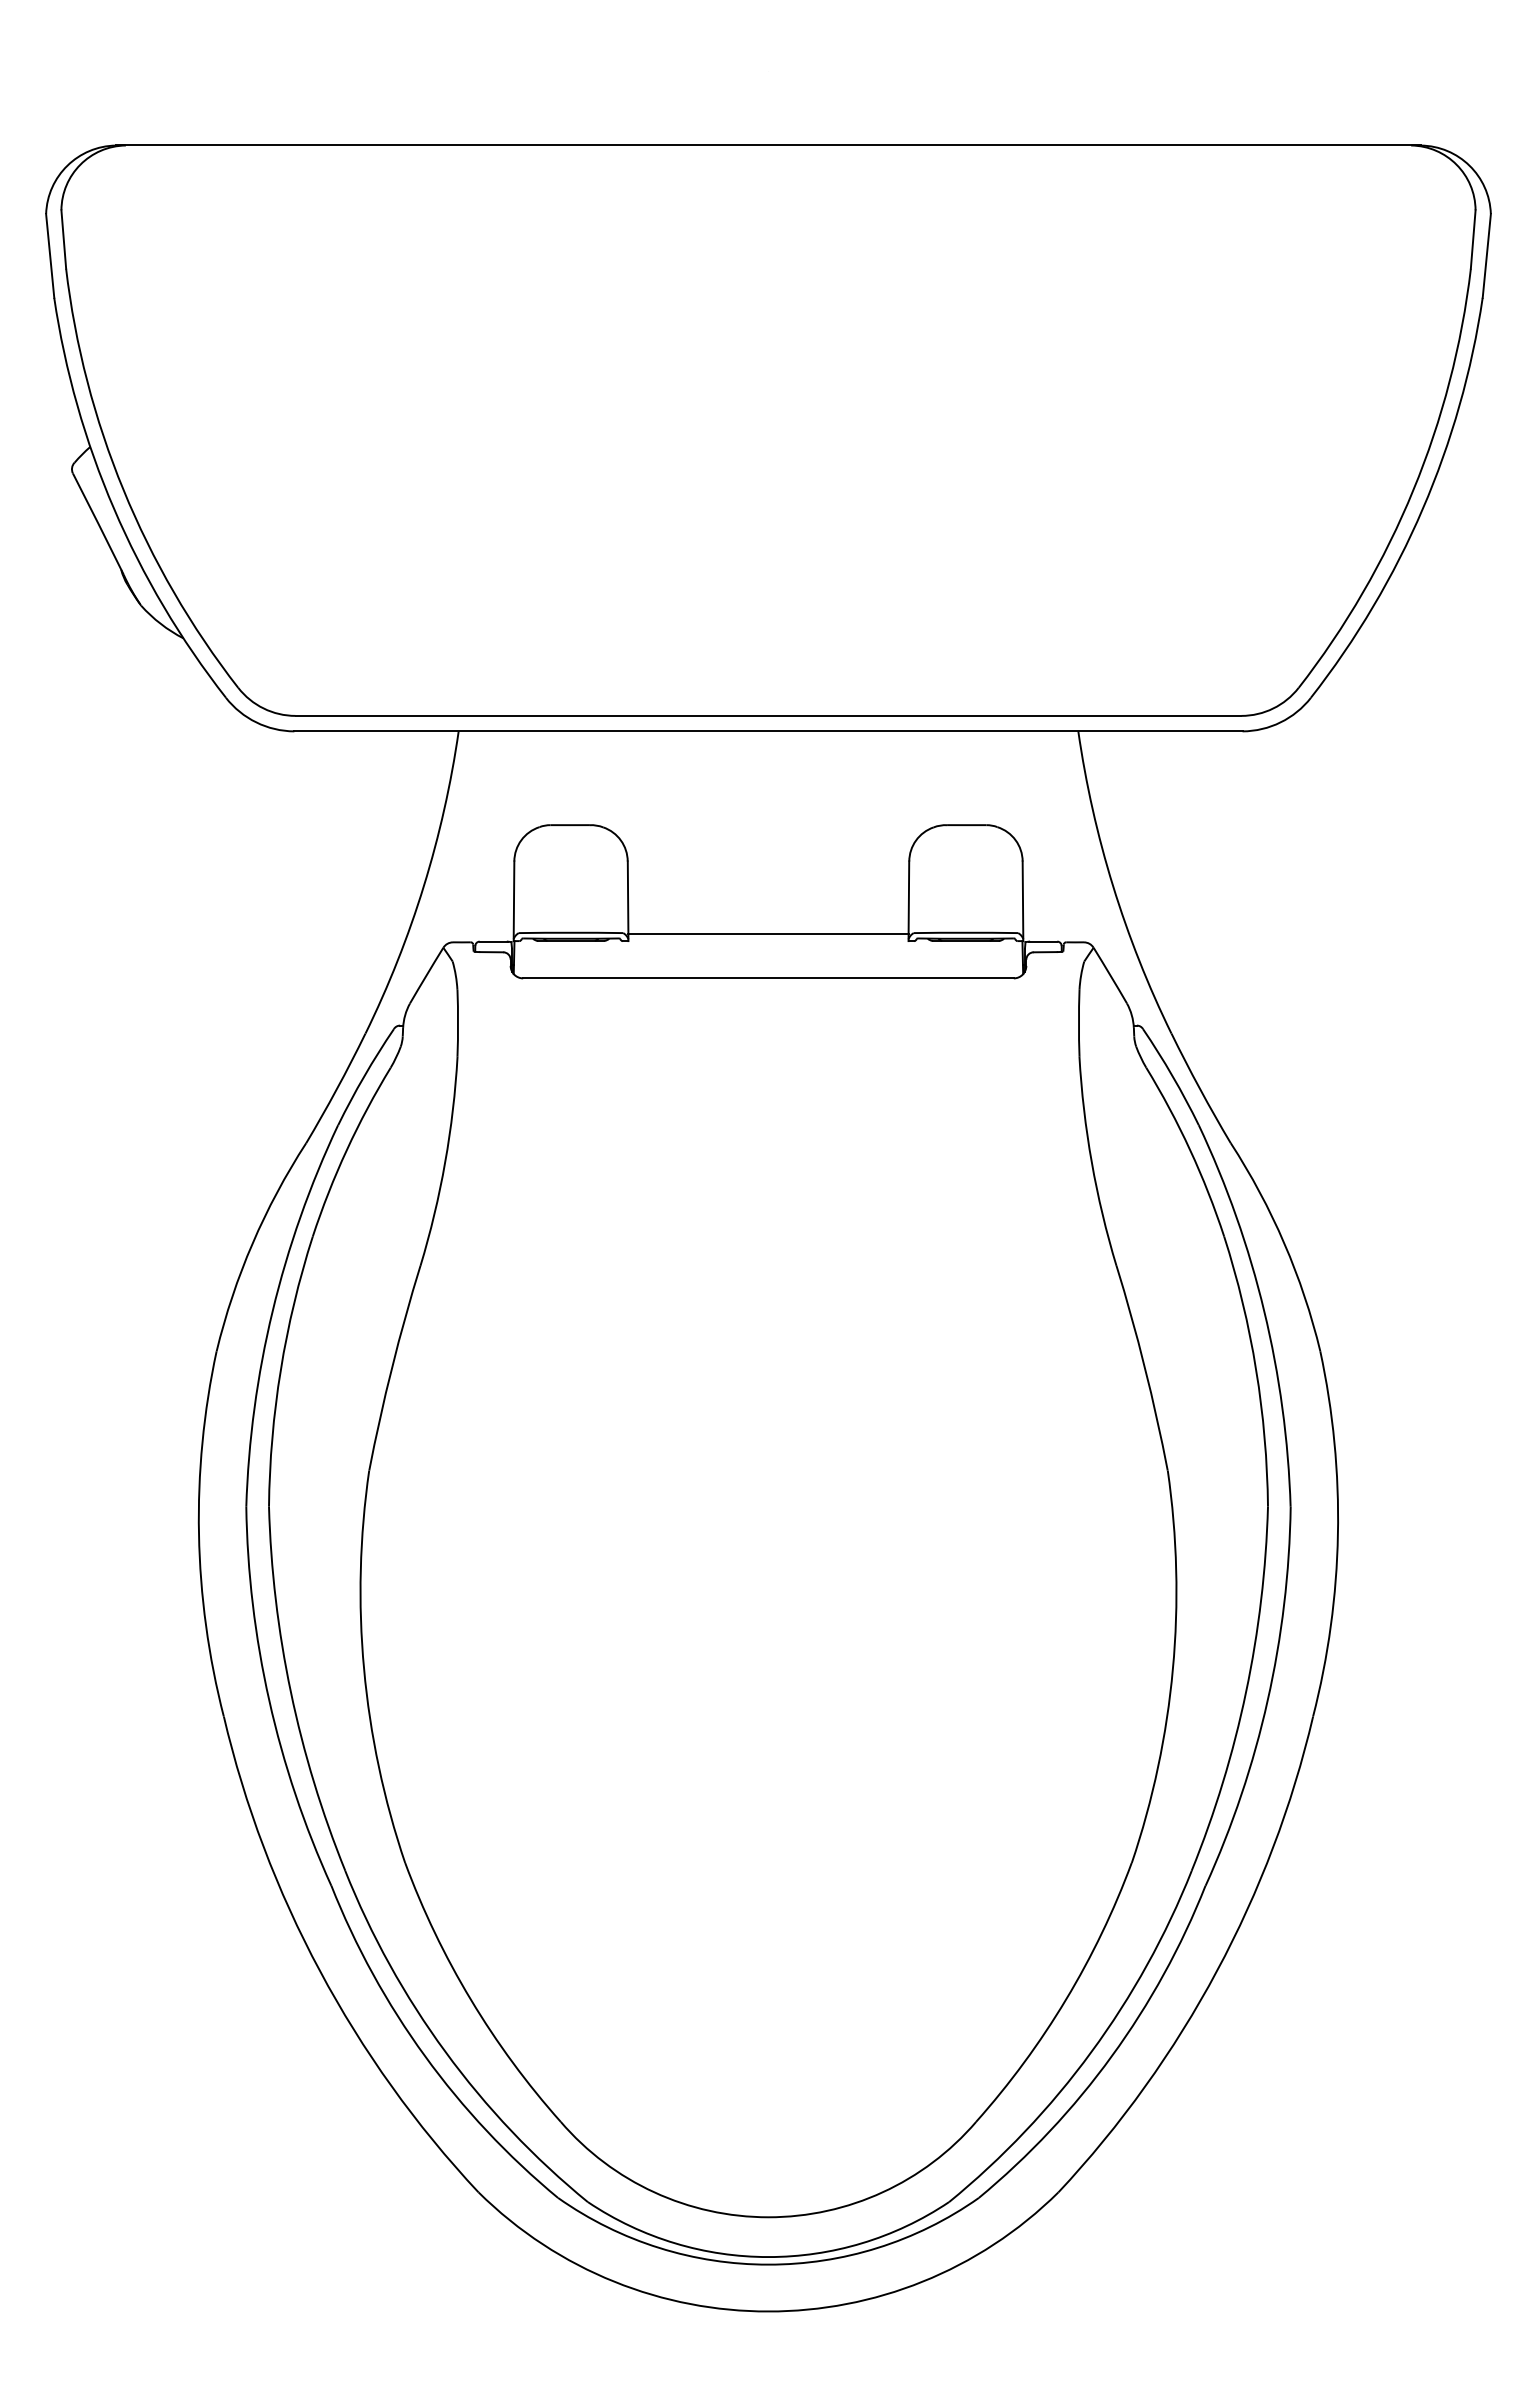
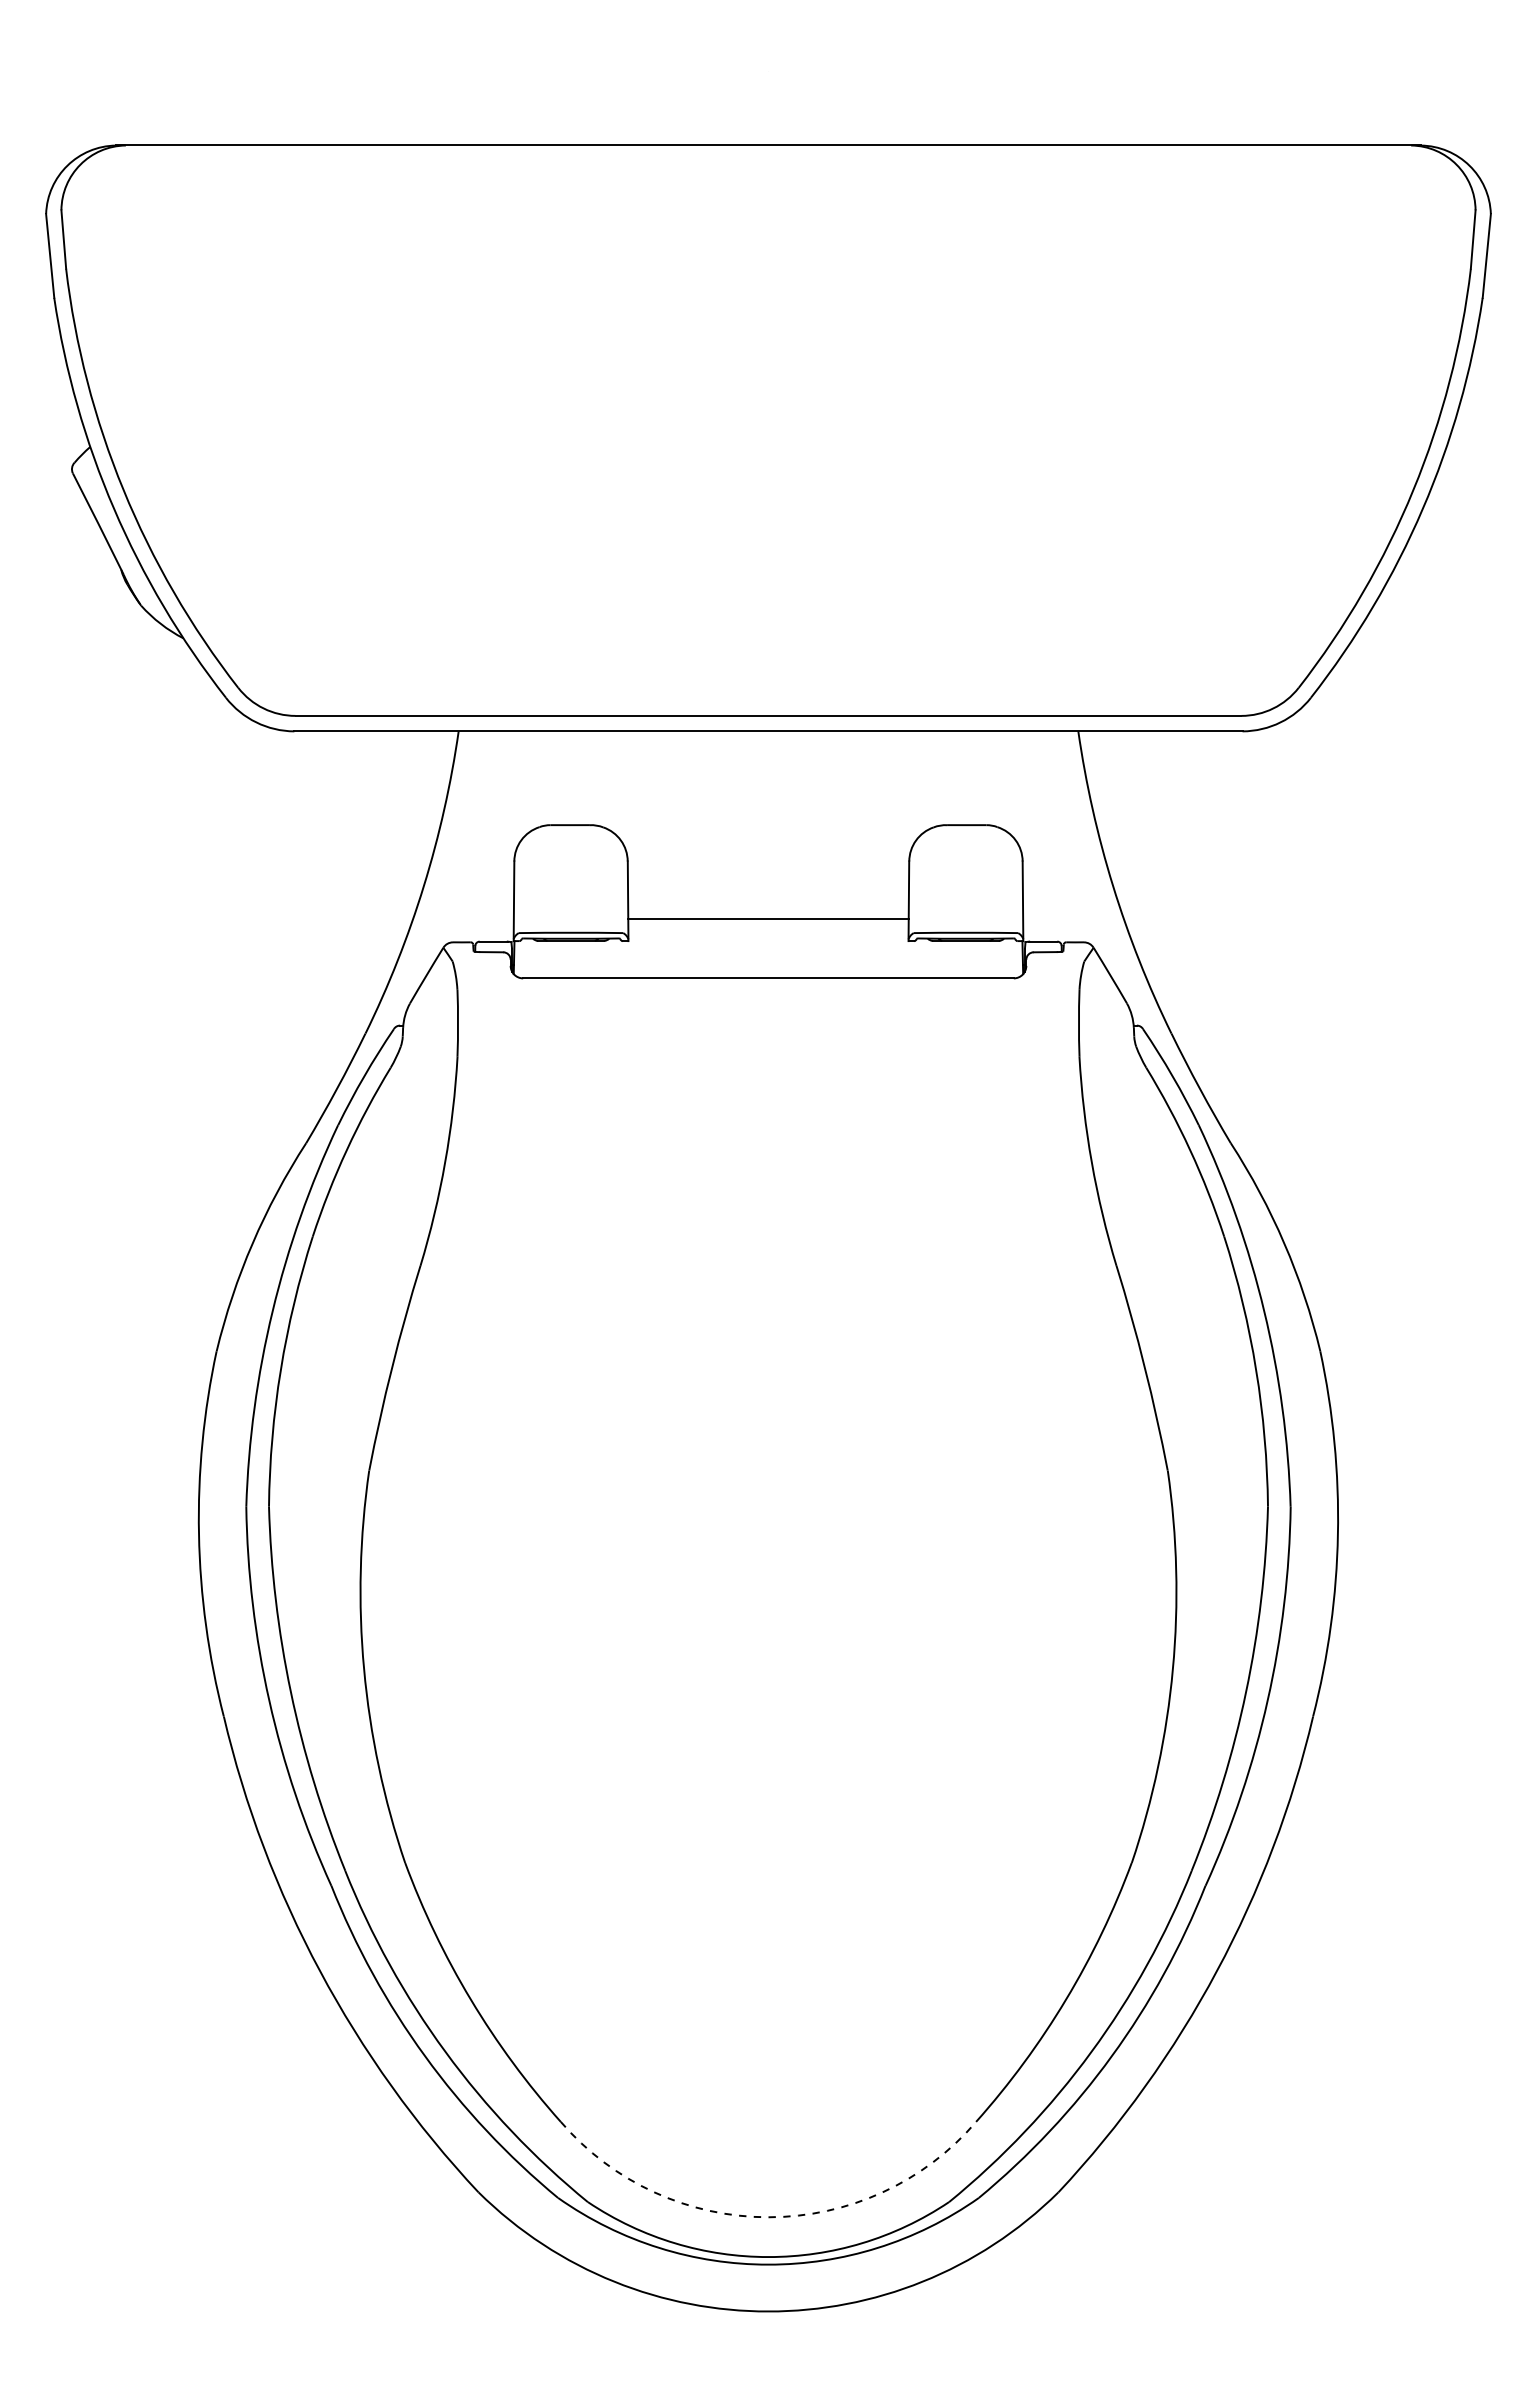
line position: (768, 934) -> (768, 919) (768, 919)
arc: solid -> dashed (768, 2217)
